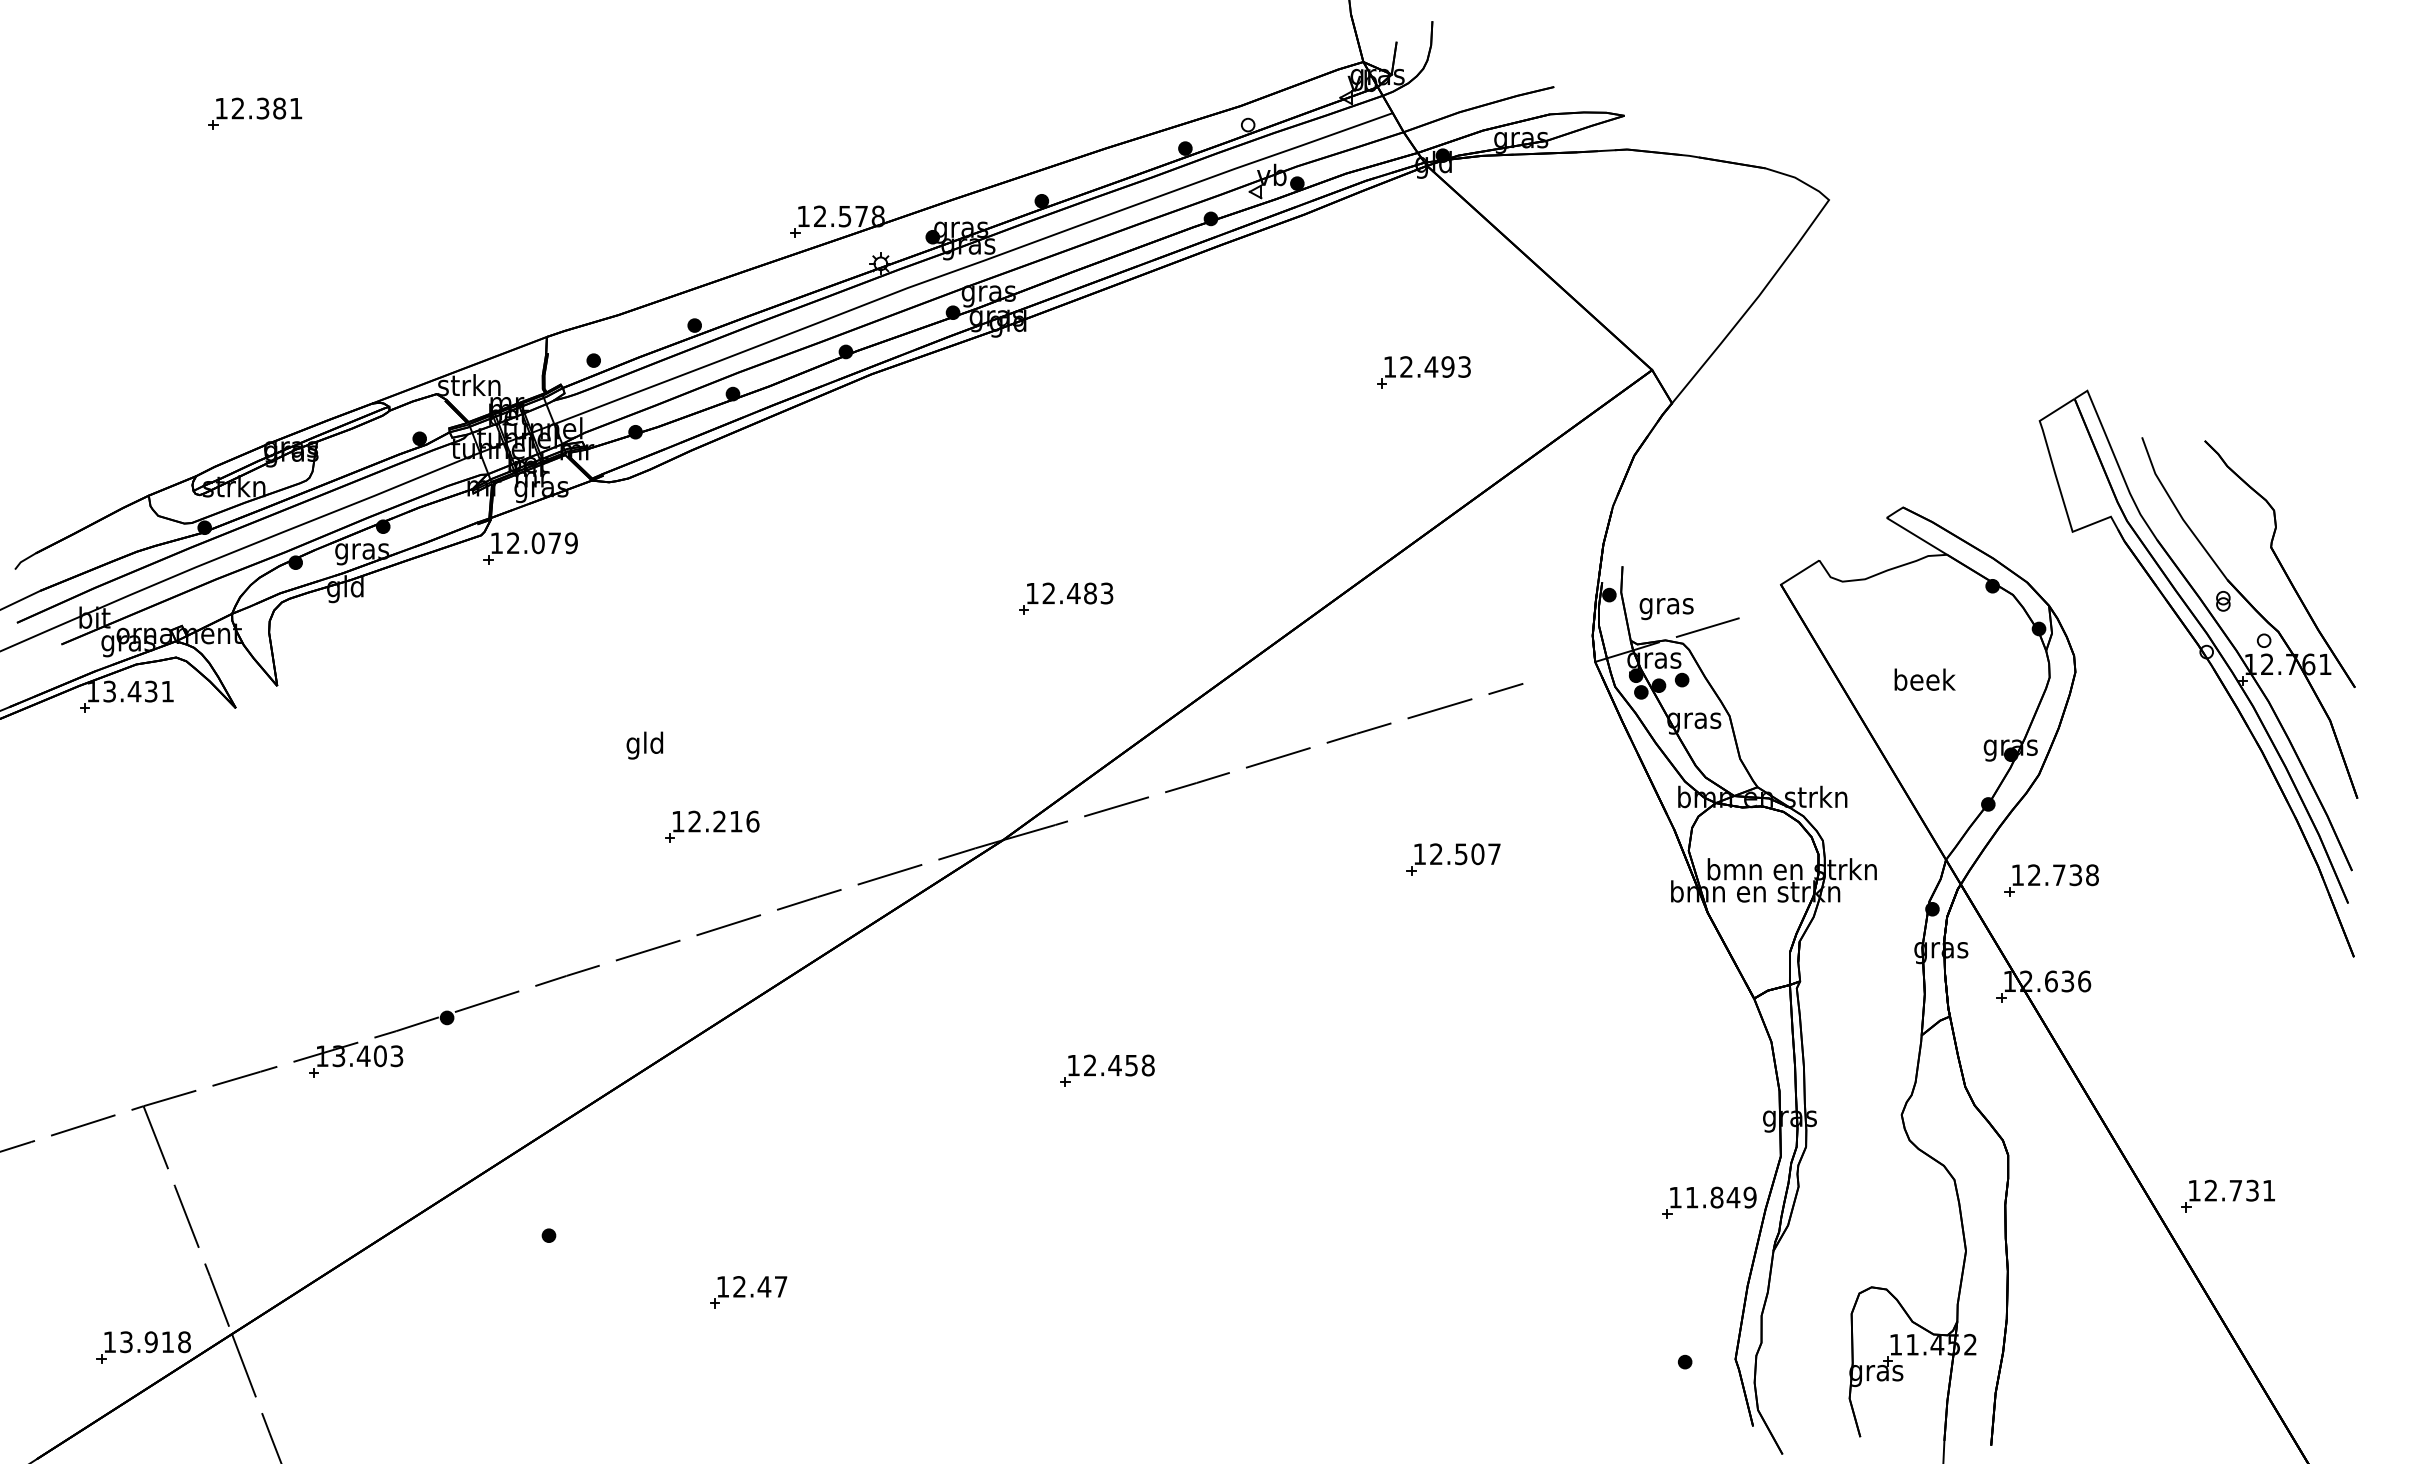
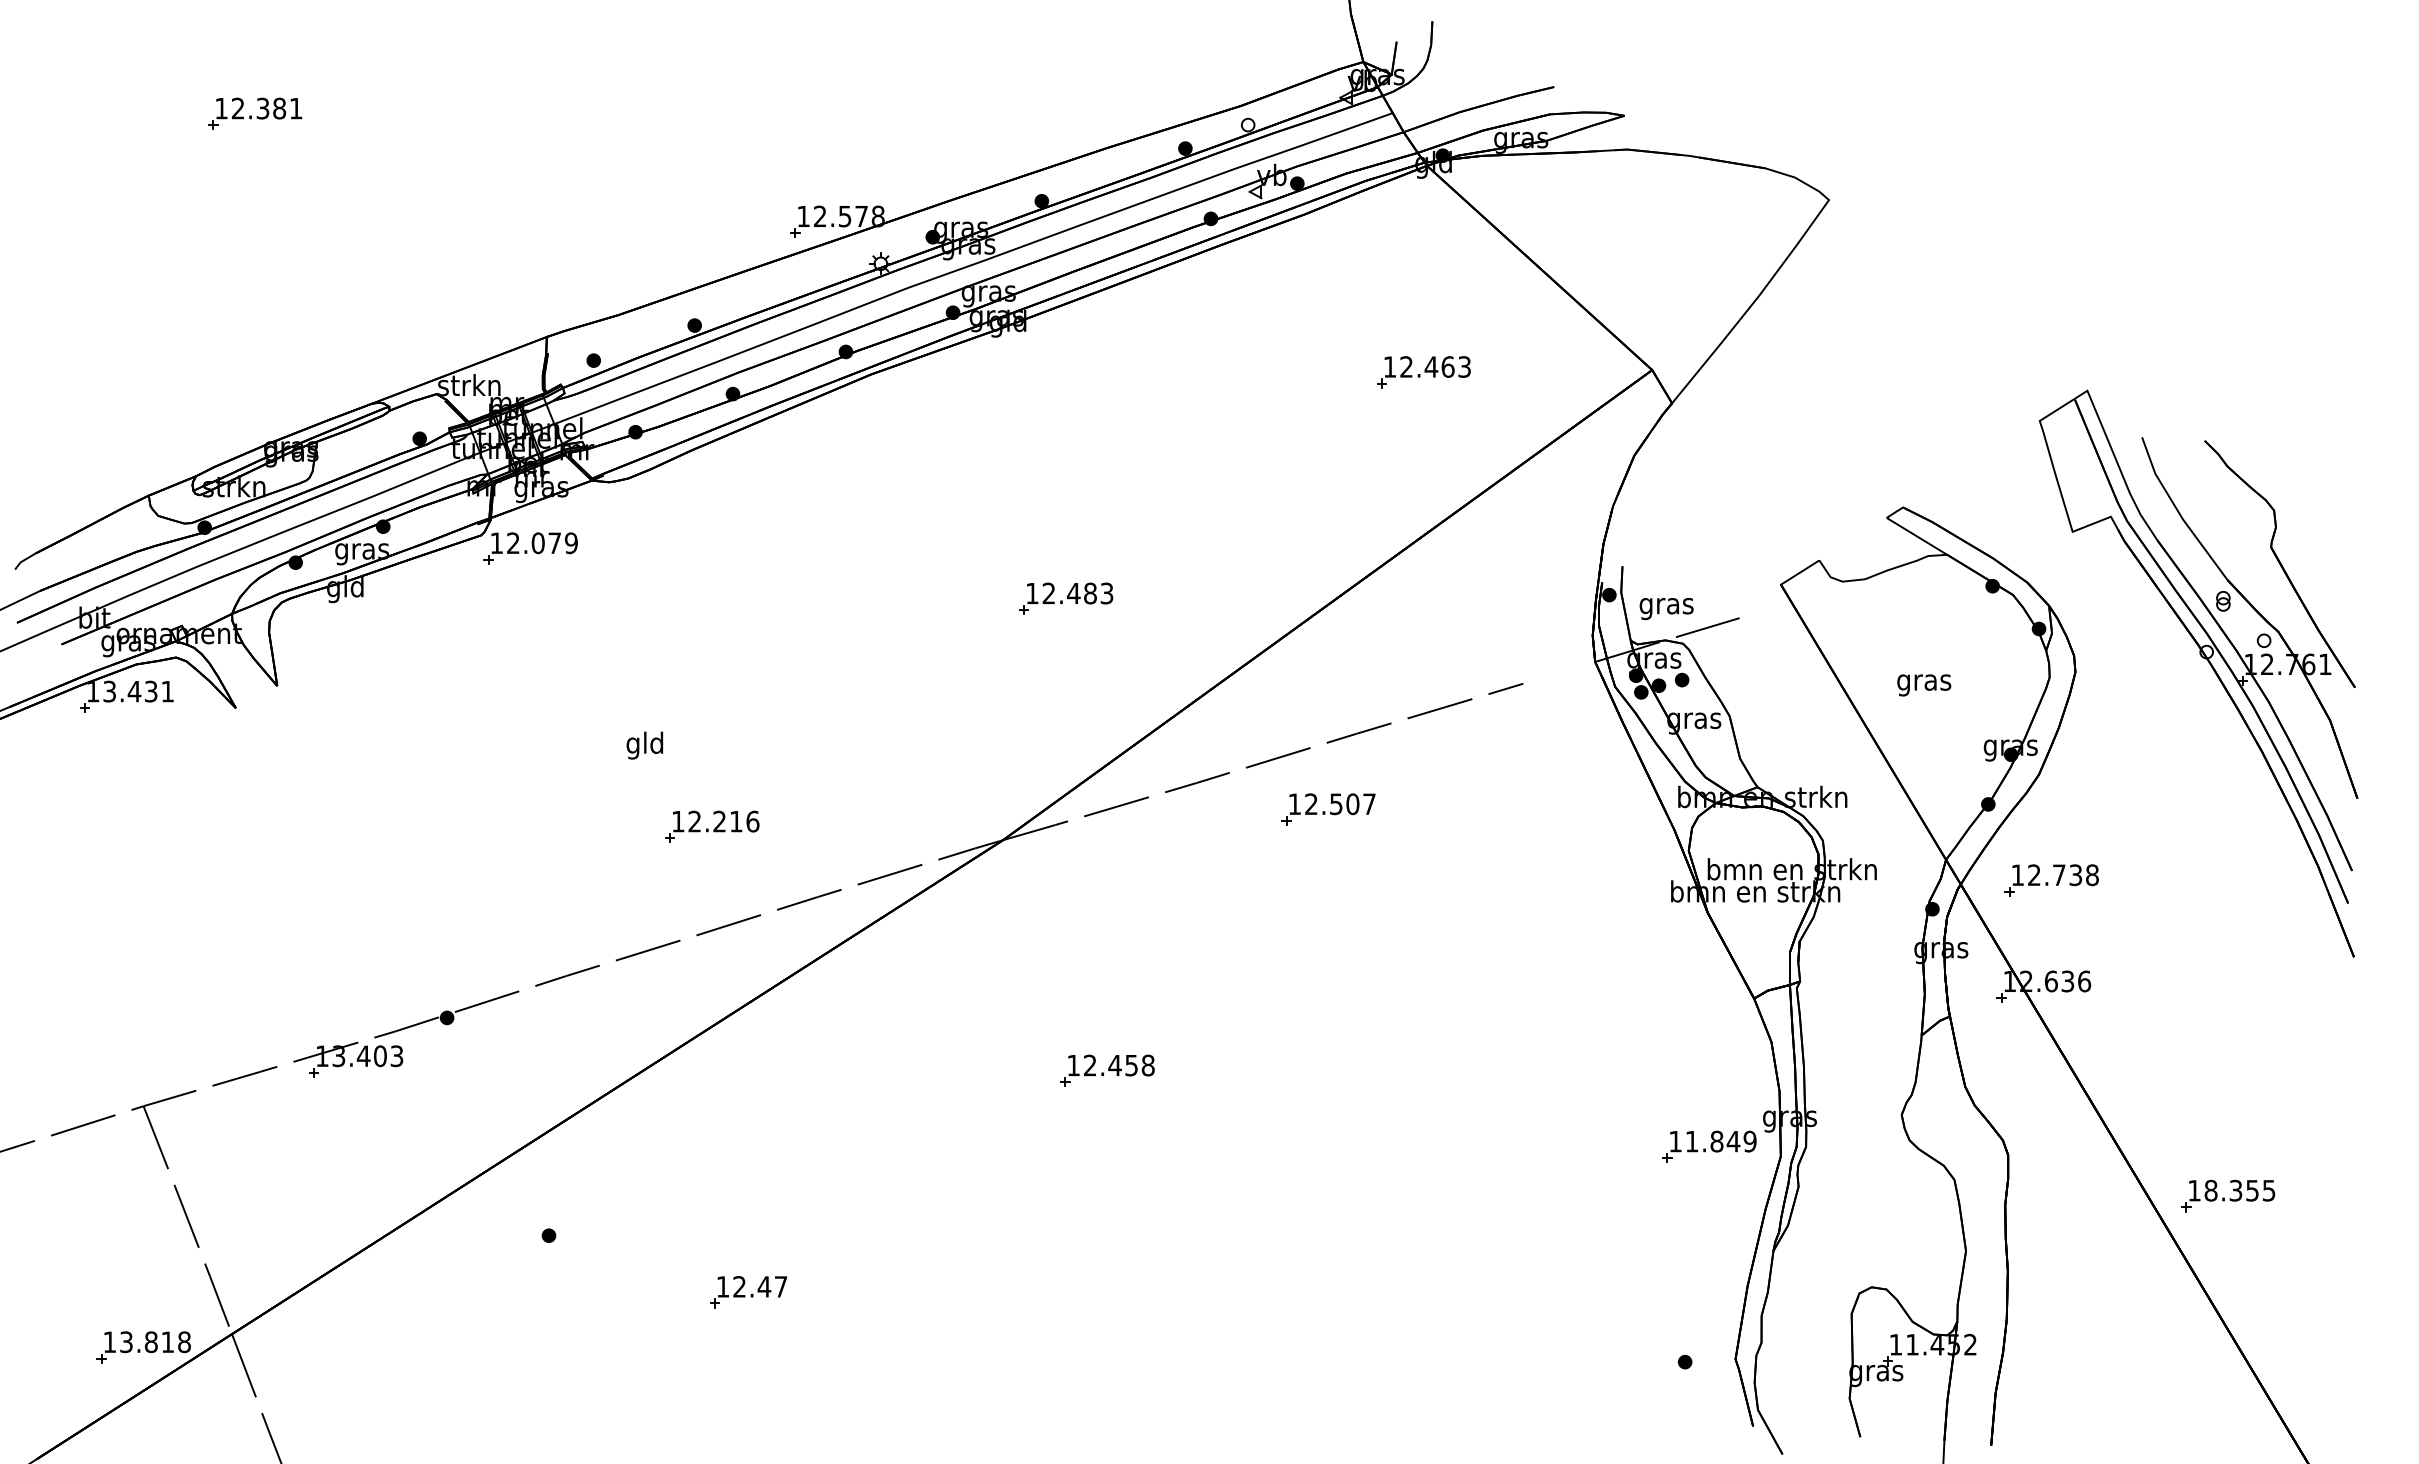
text: 12.493 -> 12.463 (1447, 366)
text: beek -> gras (1924, 682)
part position: (1453, 859) -> (1328, 809) (1328, 809)
text: 12.731 -> 18.355 (2239, 1190)
part position: (1709, 1202) -> (1709, 1146) (1709, 1146)
text: 13.918 -> 13.818 (150, 1342)
